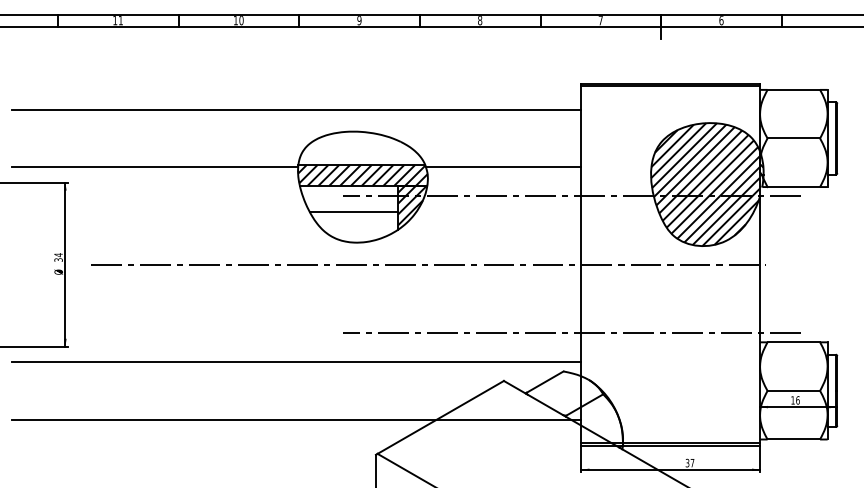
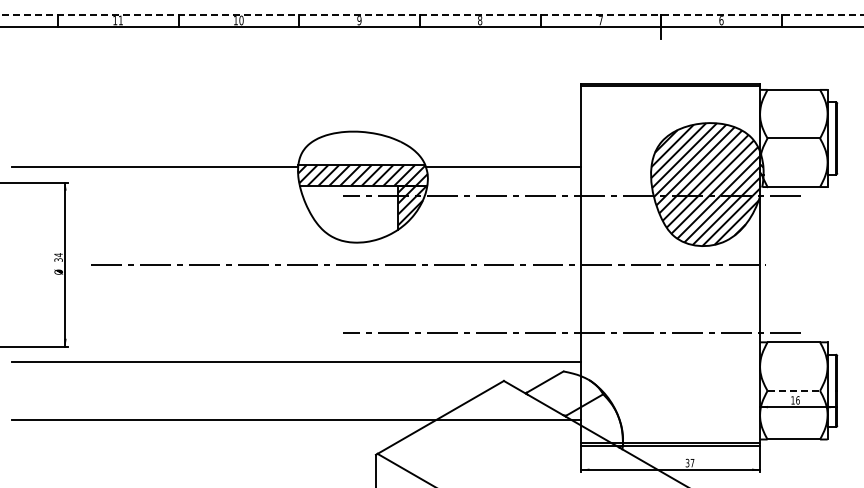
line: solid -> dashed (432, 14)
line: present -> none (296, 109)
line: present -> none (353, 211)
line: solid -> dashed (794, 390)
